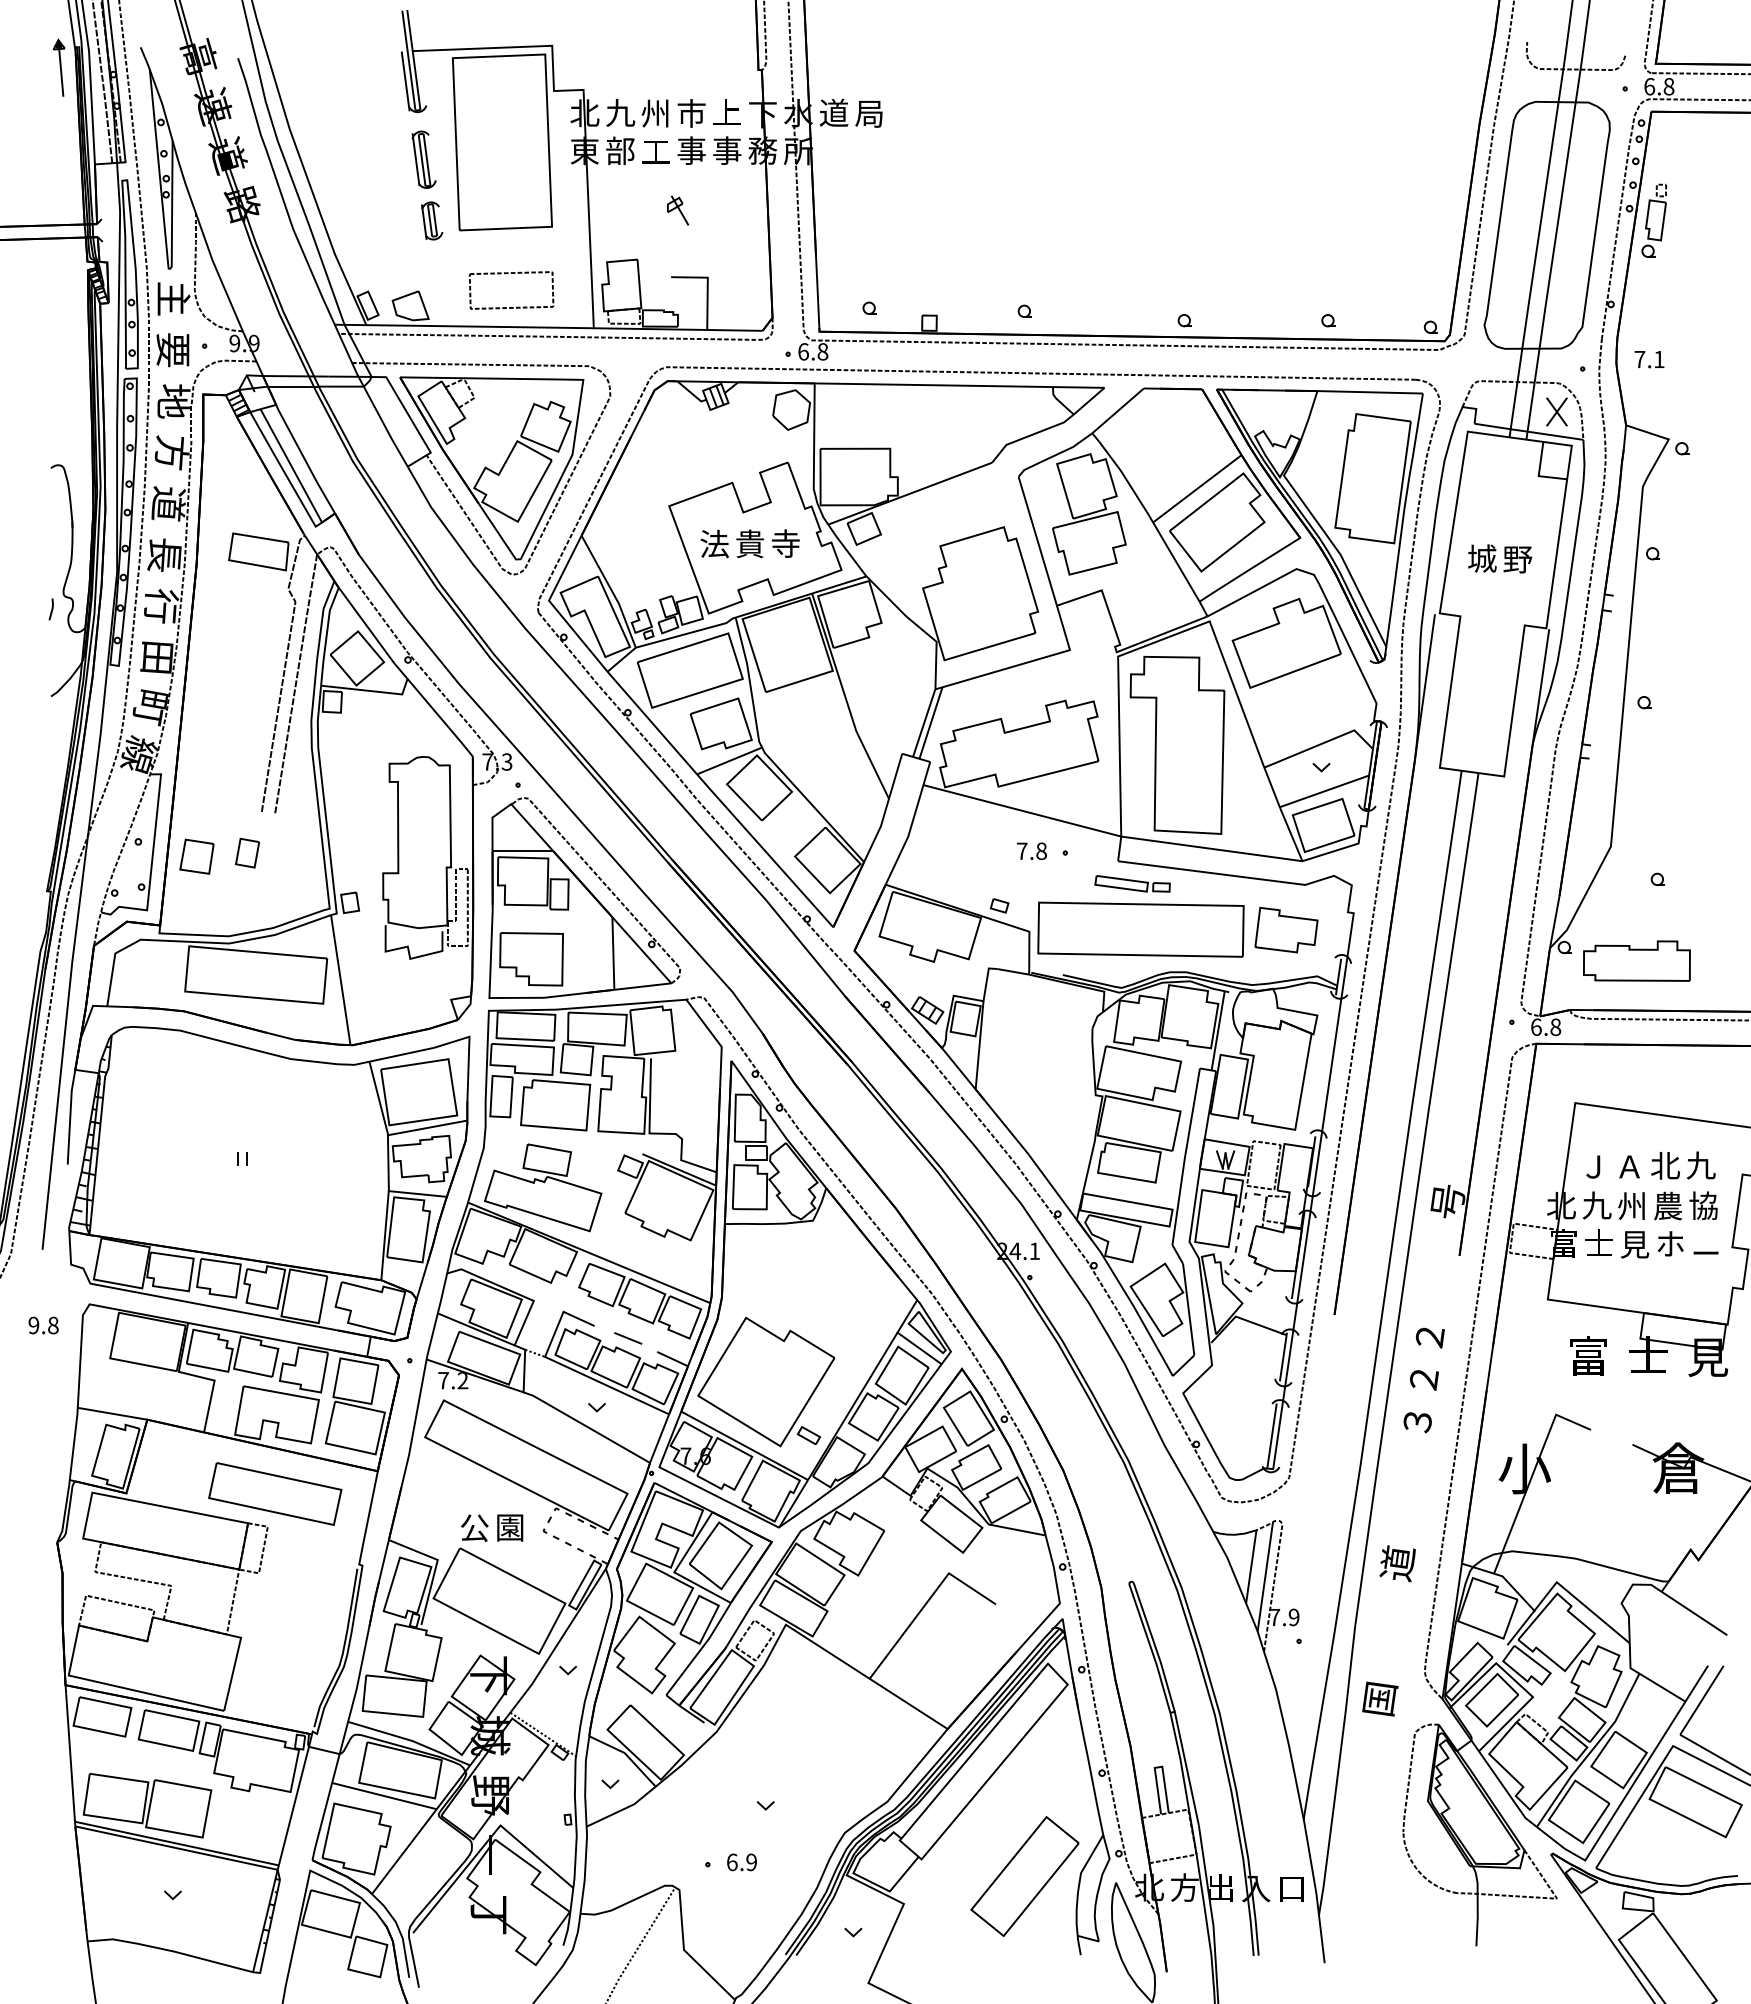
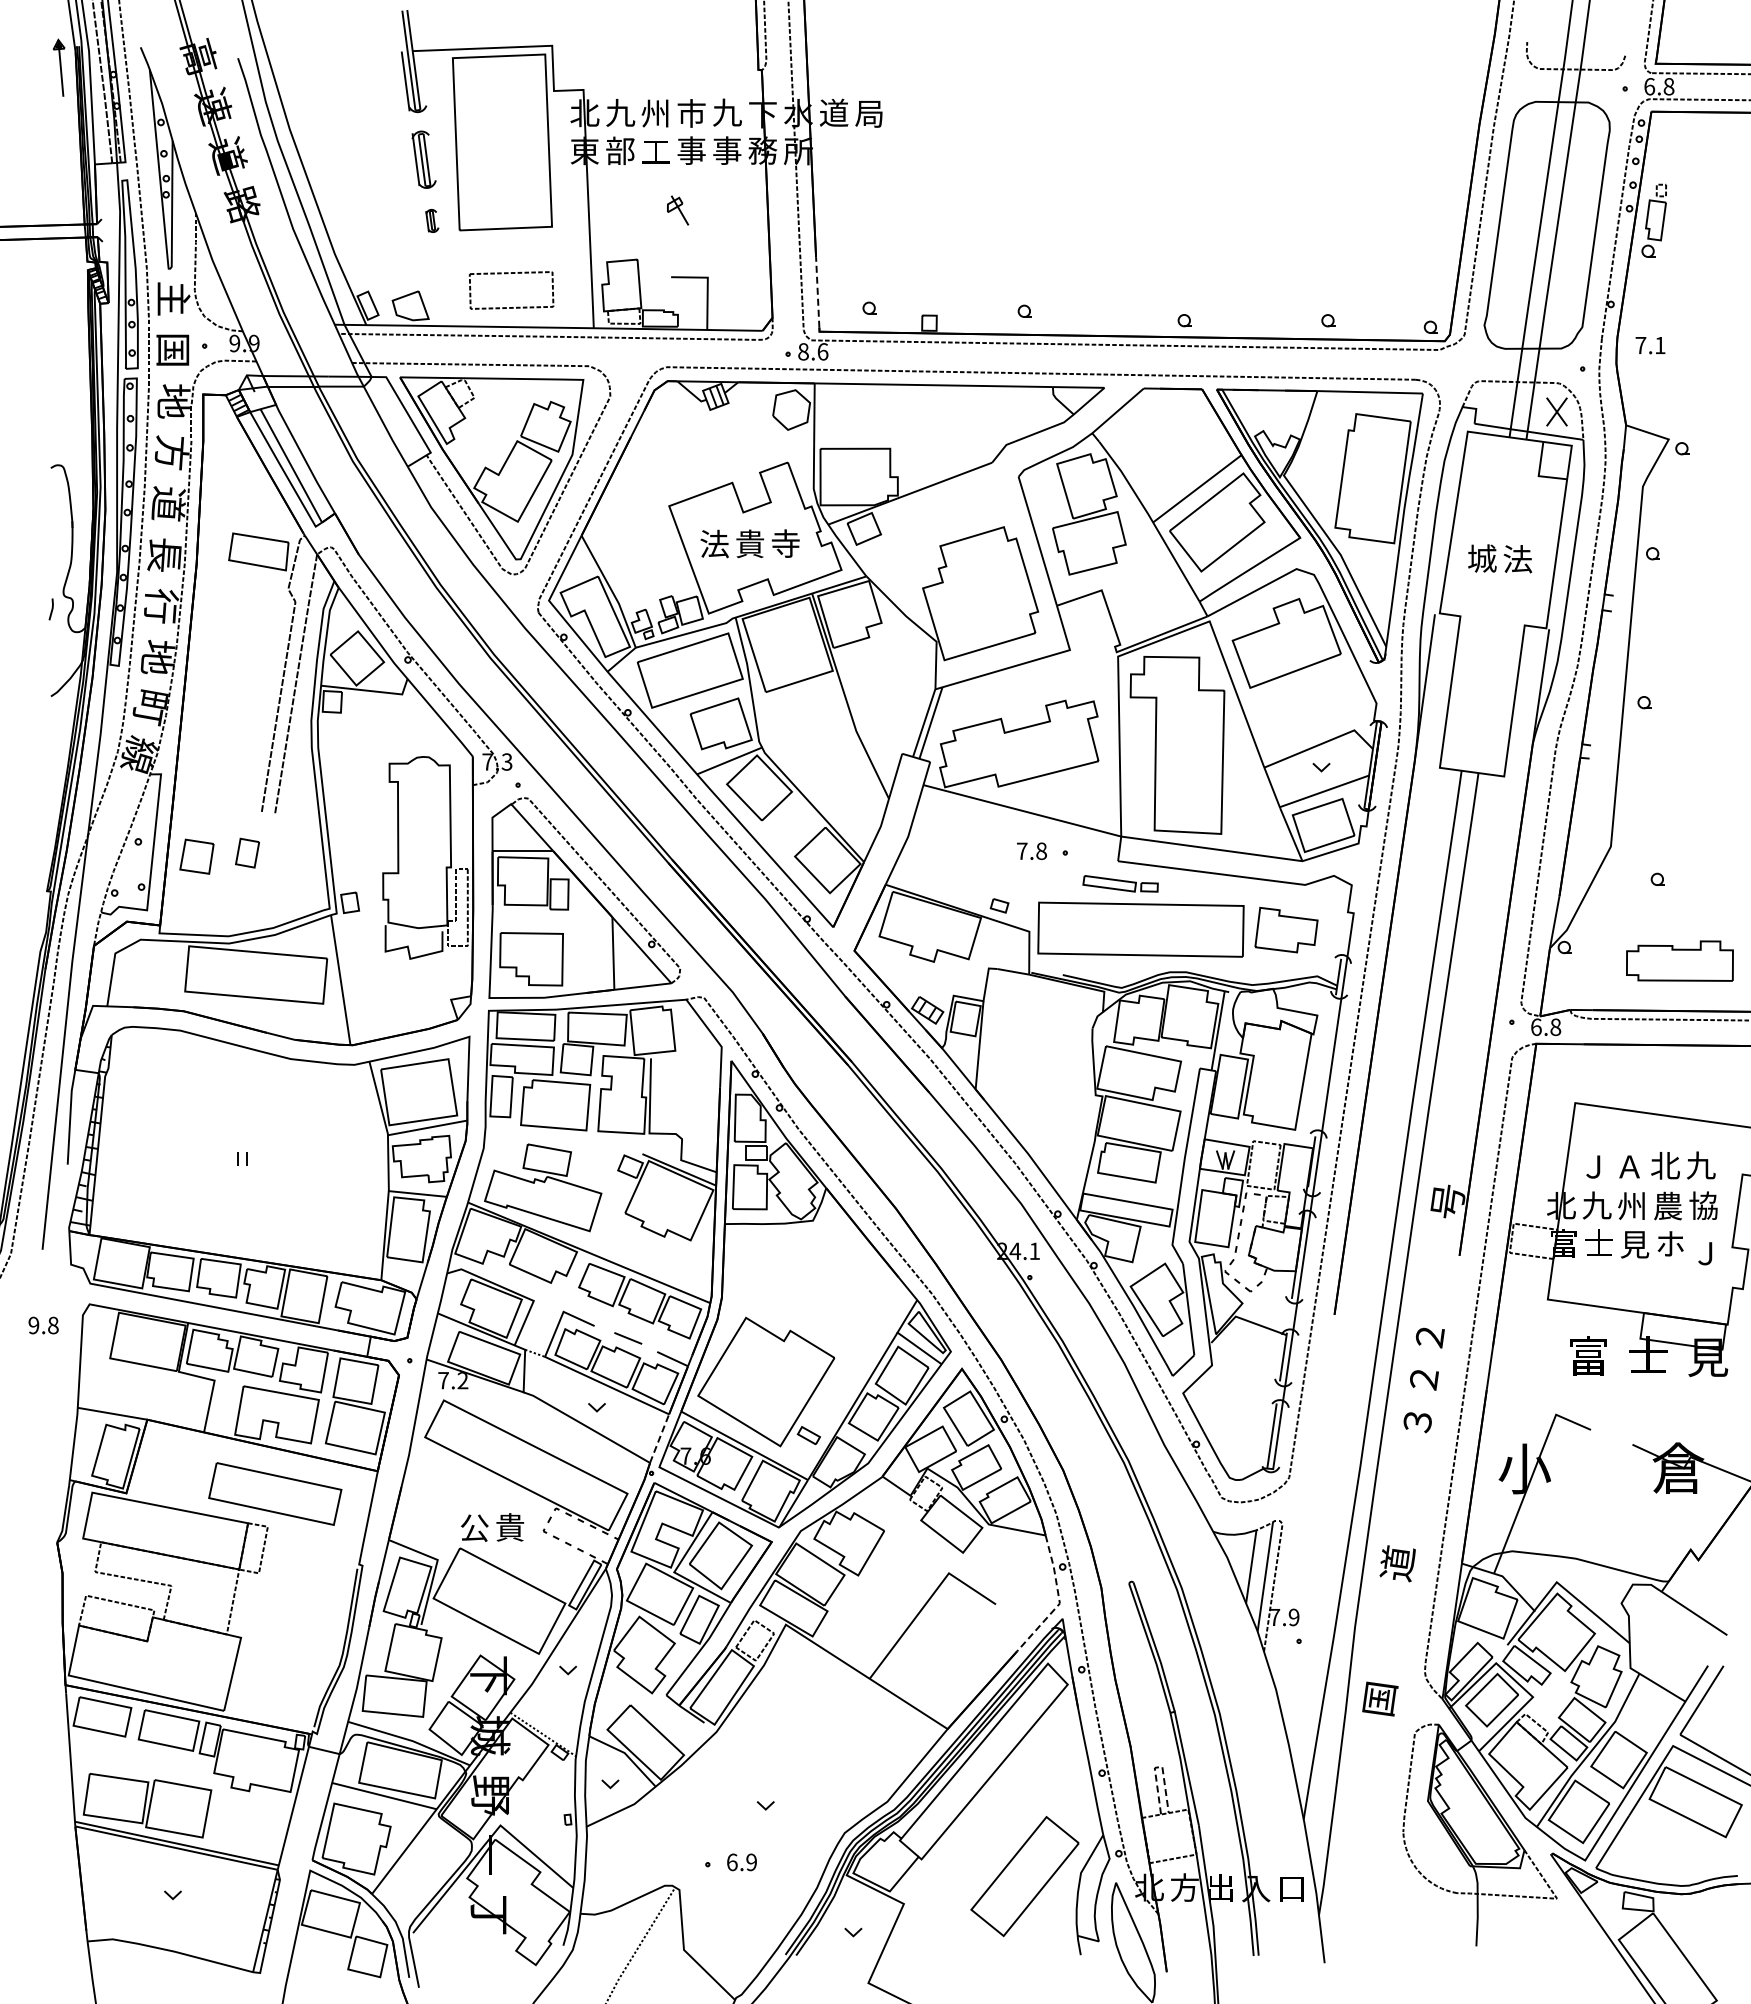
text: 上 -> 九 (727, 112)
part size: 23x40 px -> 15x25 px (432, 220)
line: solid -> dashed (817, 291)
text: 要 -> 国 (172, 350)
text: 6.8 -> 8.6 (813, 351)
text position: (1649, 359) -> (1650, 345) (1650, 345)
text: 野 -> 法 (1517, 559)
text: 田 -> 地 (157, 656)
part position: (1132, 883) -> (1120, 883) (1120, 883)
part position: (1636, 960) -> (1679, 960) (1679, 960)
text: ー -> Ｊ (1705, 1253)
line: solid -> dashed (659, 1439)
text: 園 -> 貴 (510, 1527)
line: solid -> dashed (1059, 1600)
line: solid -> dashed (1158, 1767)
